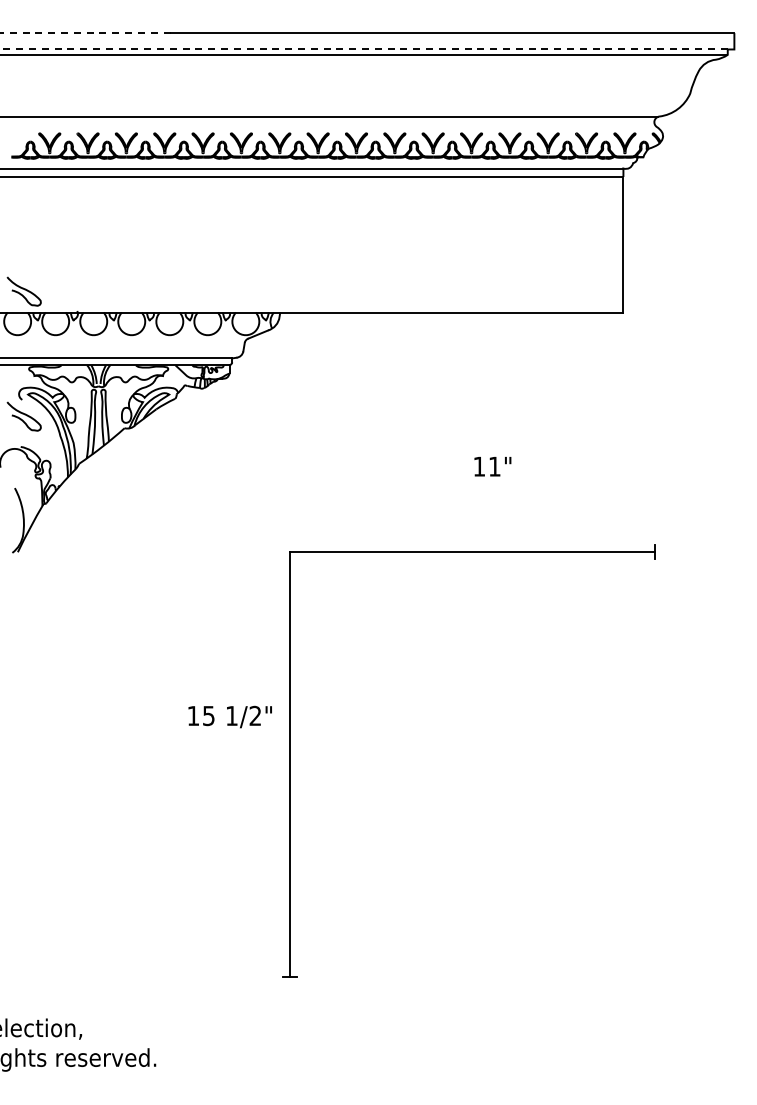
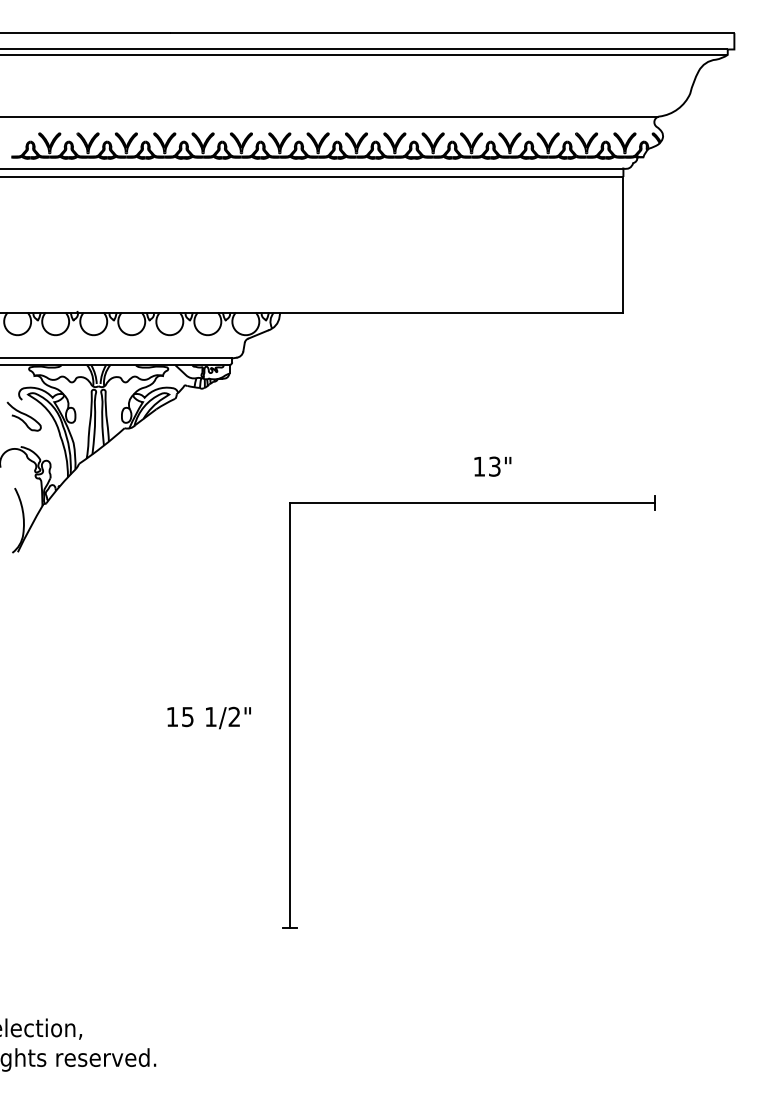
line: dashed -> solid (85, 33)
line: dashed -> solid (363, 49)
curve: present -> none (24, 290)
text: 11" -> 13" (494, 466)
text position: (229, 716) -> (208, 717) (208, 717)
part position: (290, 760) -> (290, 711) (290, 711)
